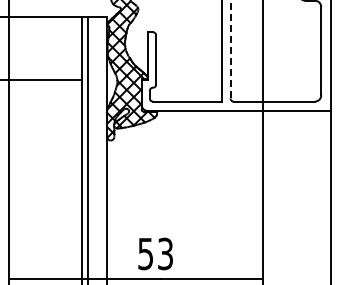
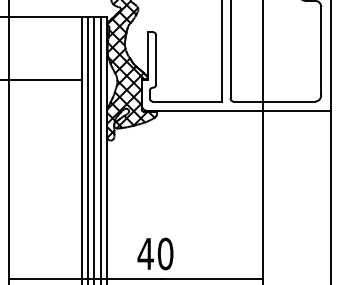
line: dashed -> solid (230, 49)
line: none -> present (94, 148)
line: none -> present (100, 148)
text: 53 -> 40 (155, 253)
